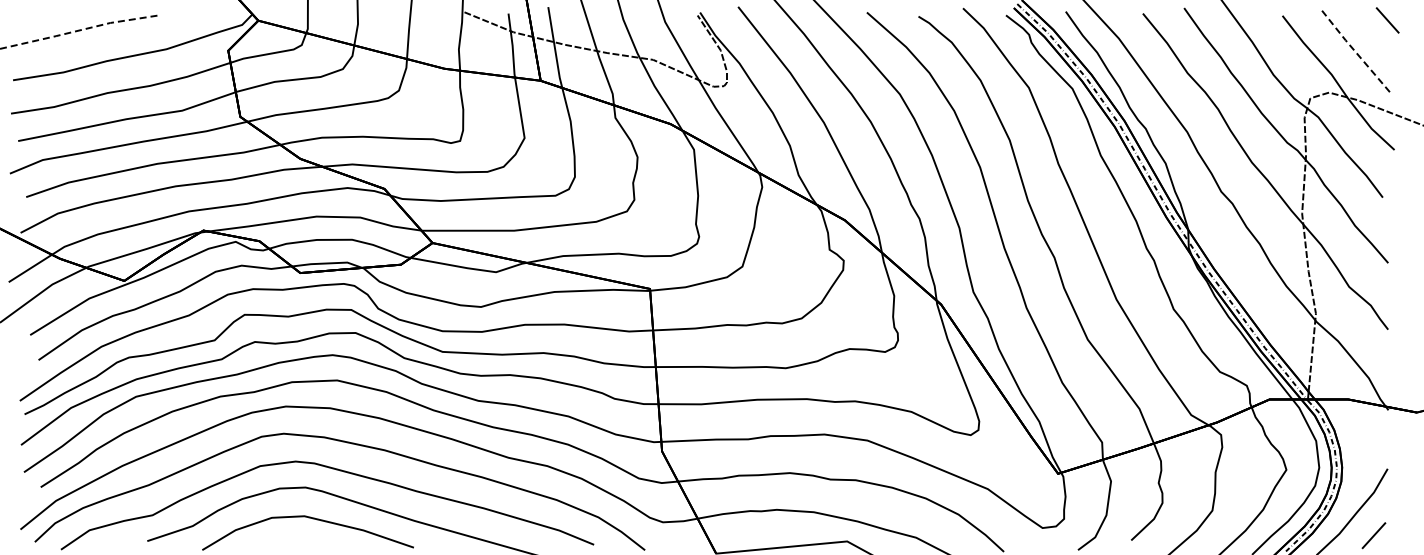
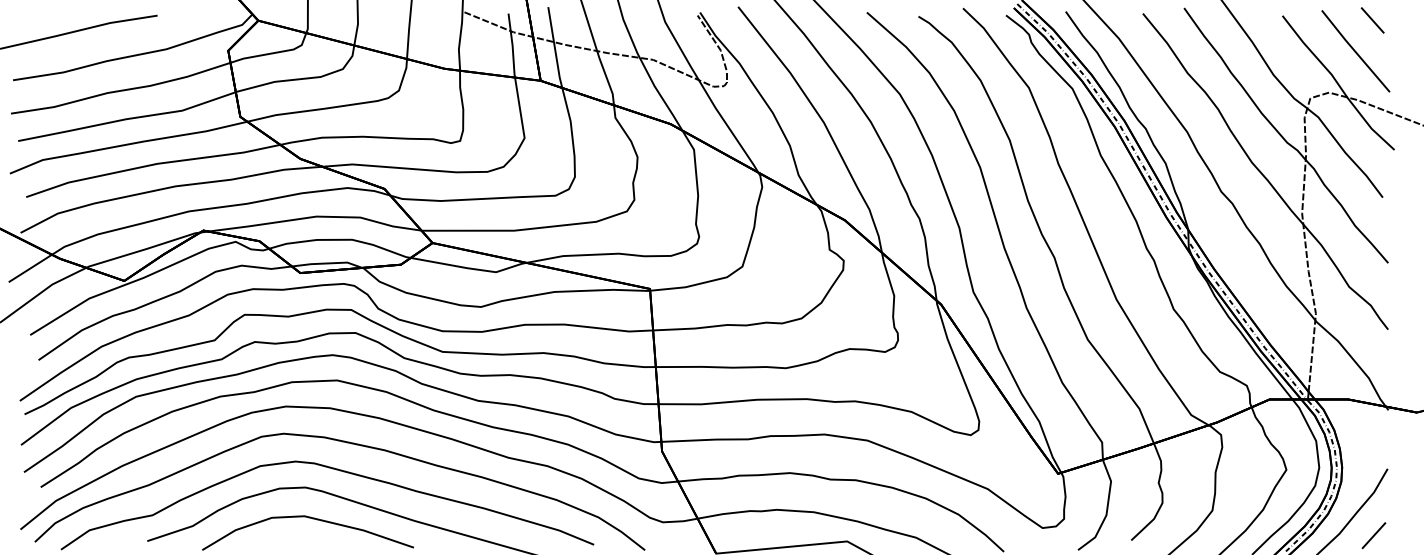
line position: (1387, 20) -> (1372, 20) (1372, 20)
line: dashed -> solid (78, 30)
line: dashed -> solid (1354, 50)
